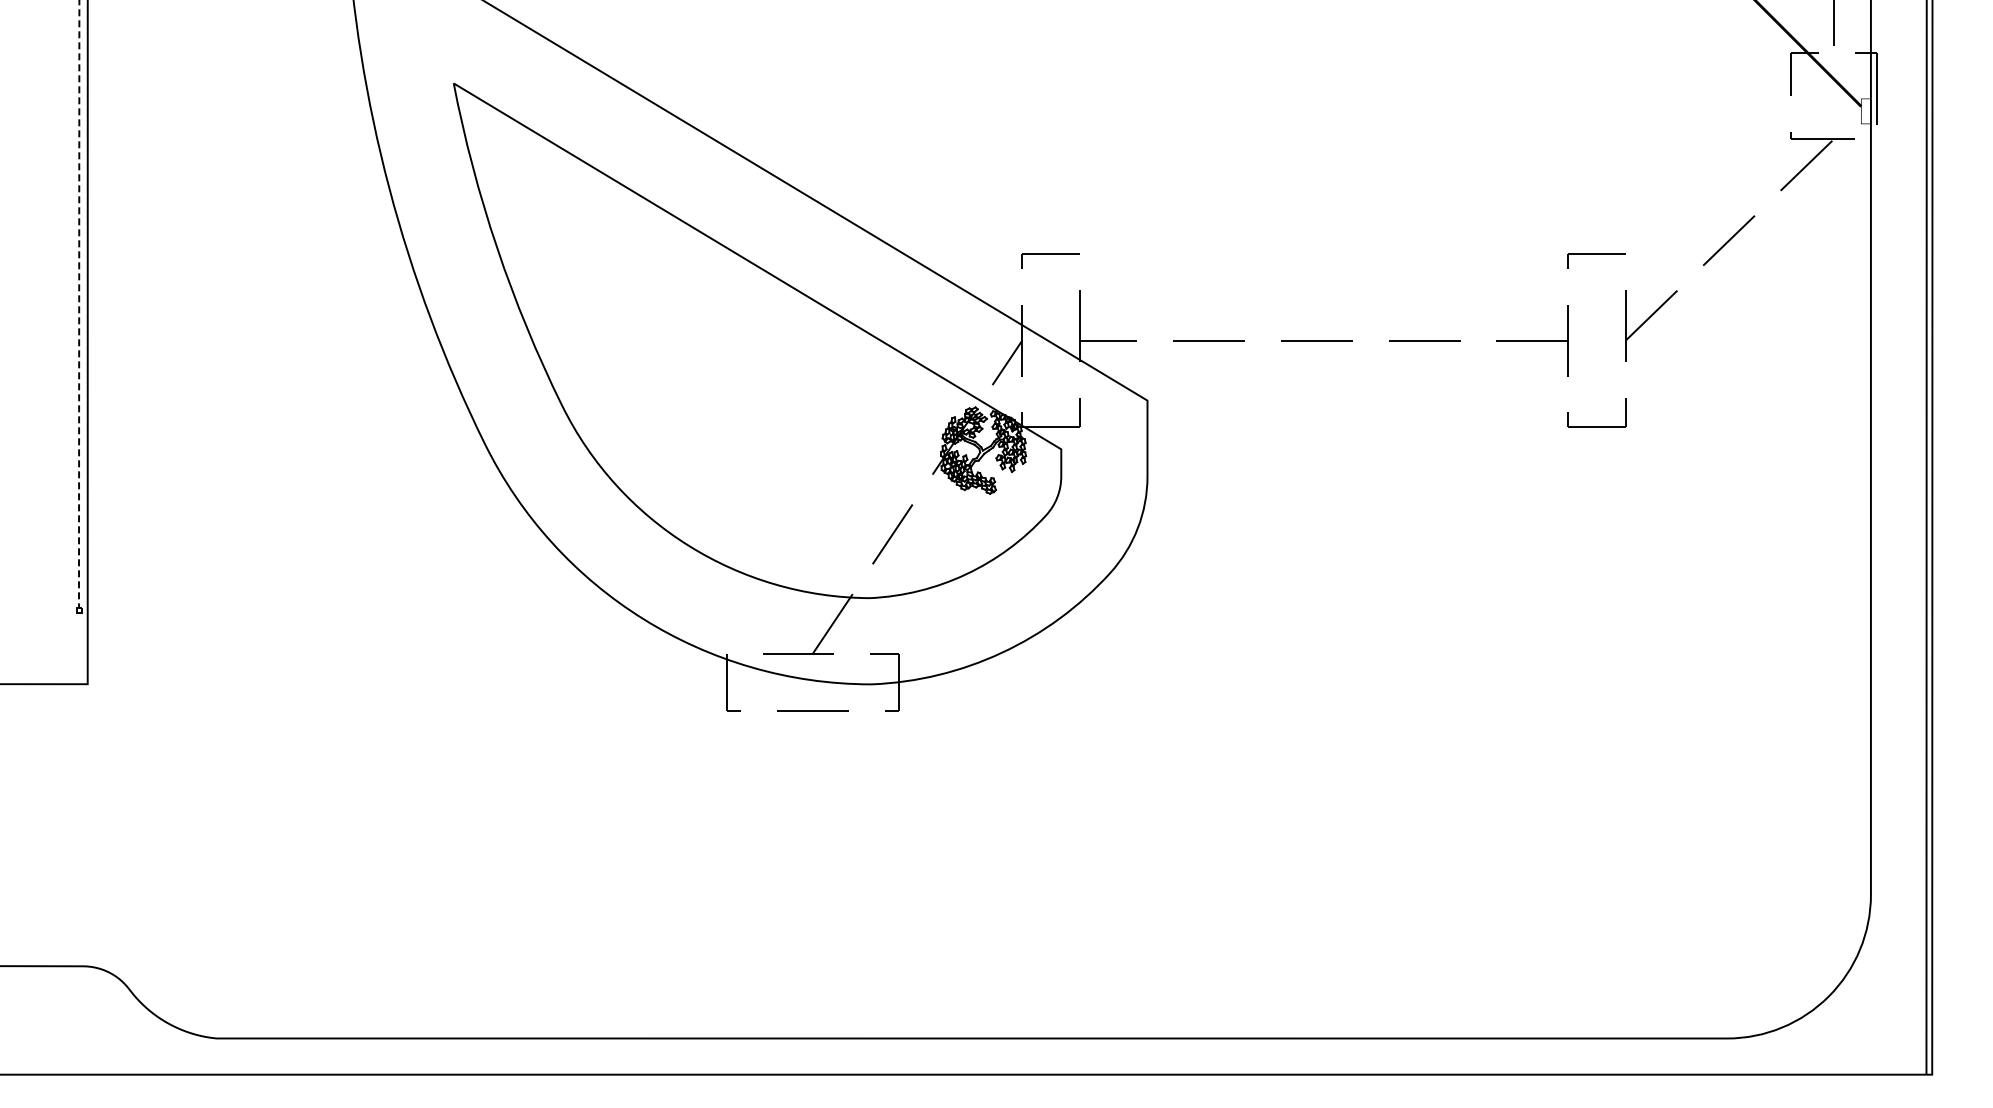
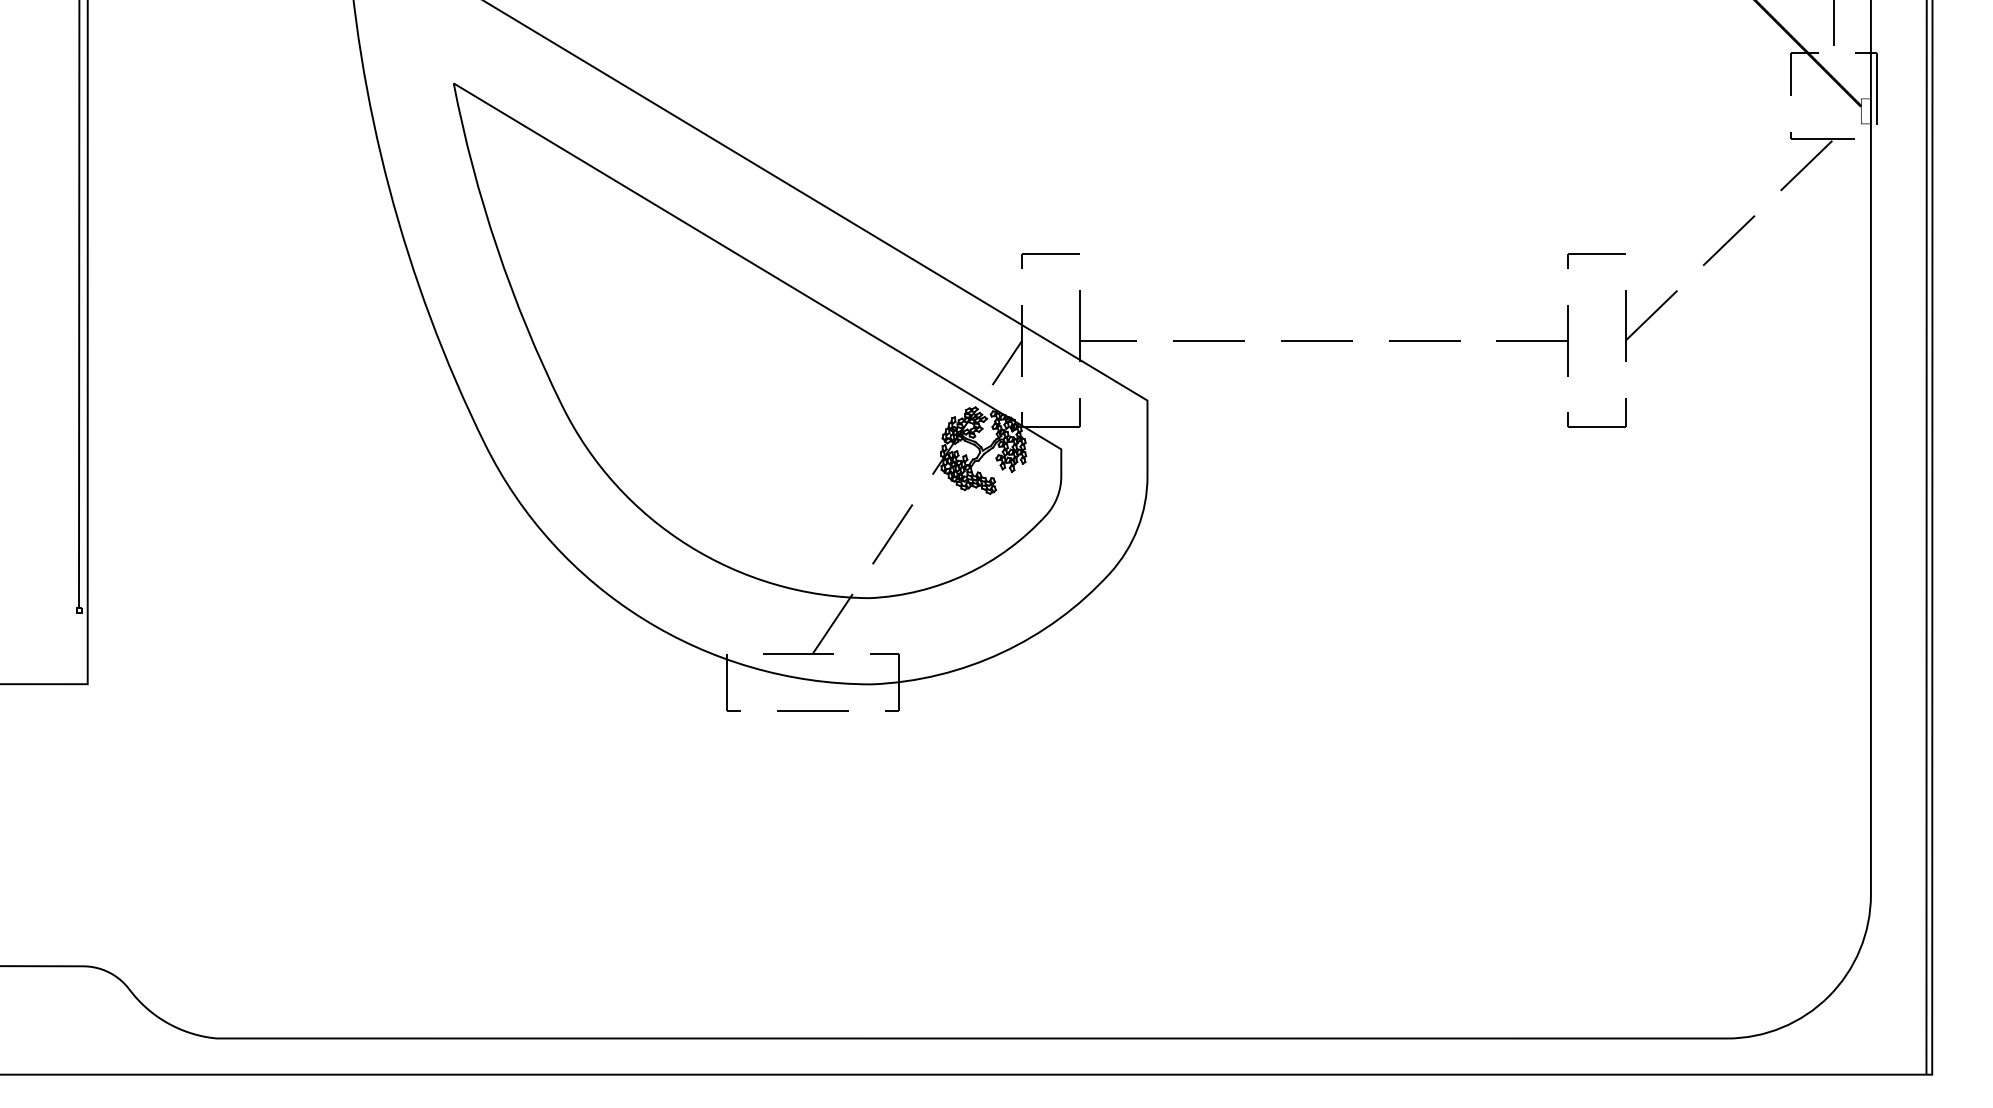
line: dashed -> solid (79, 304)
